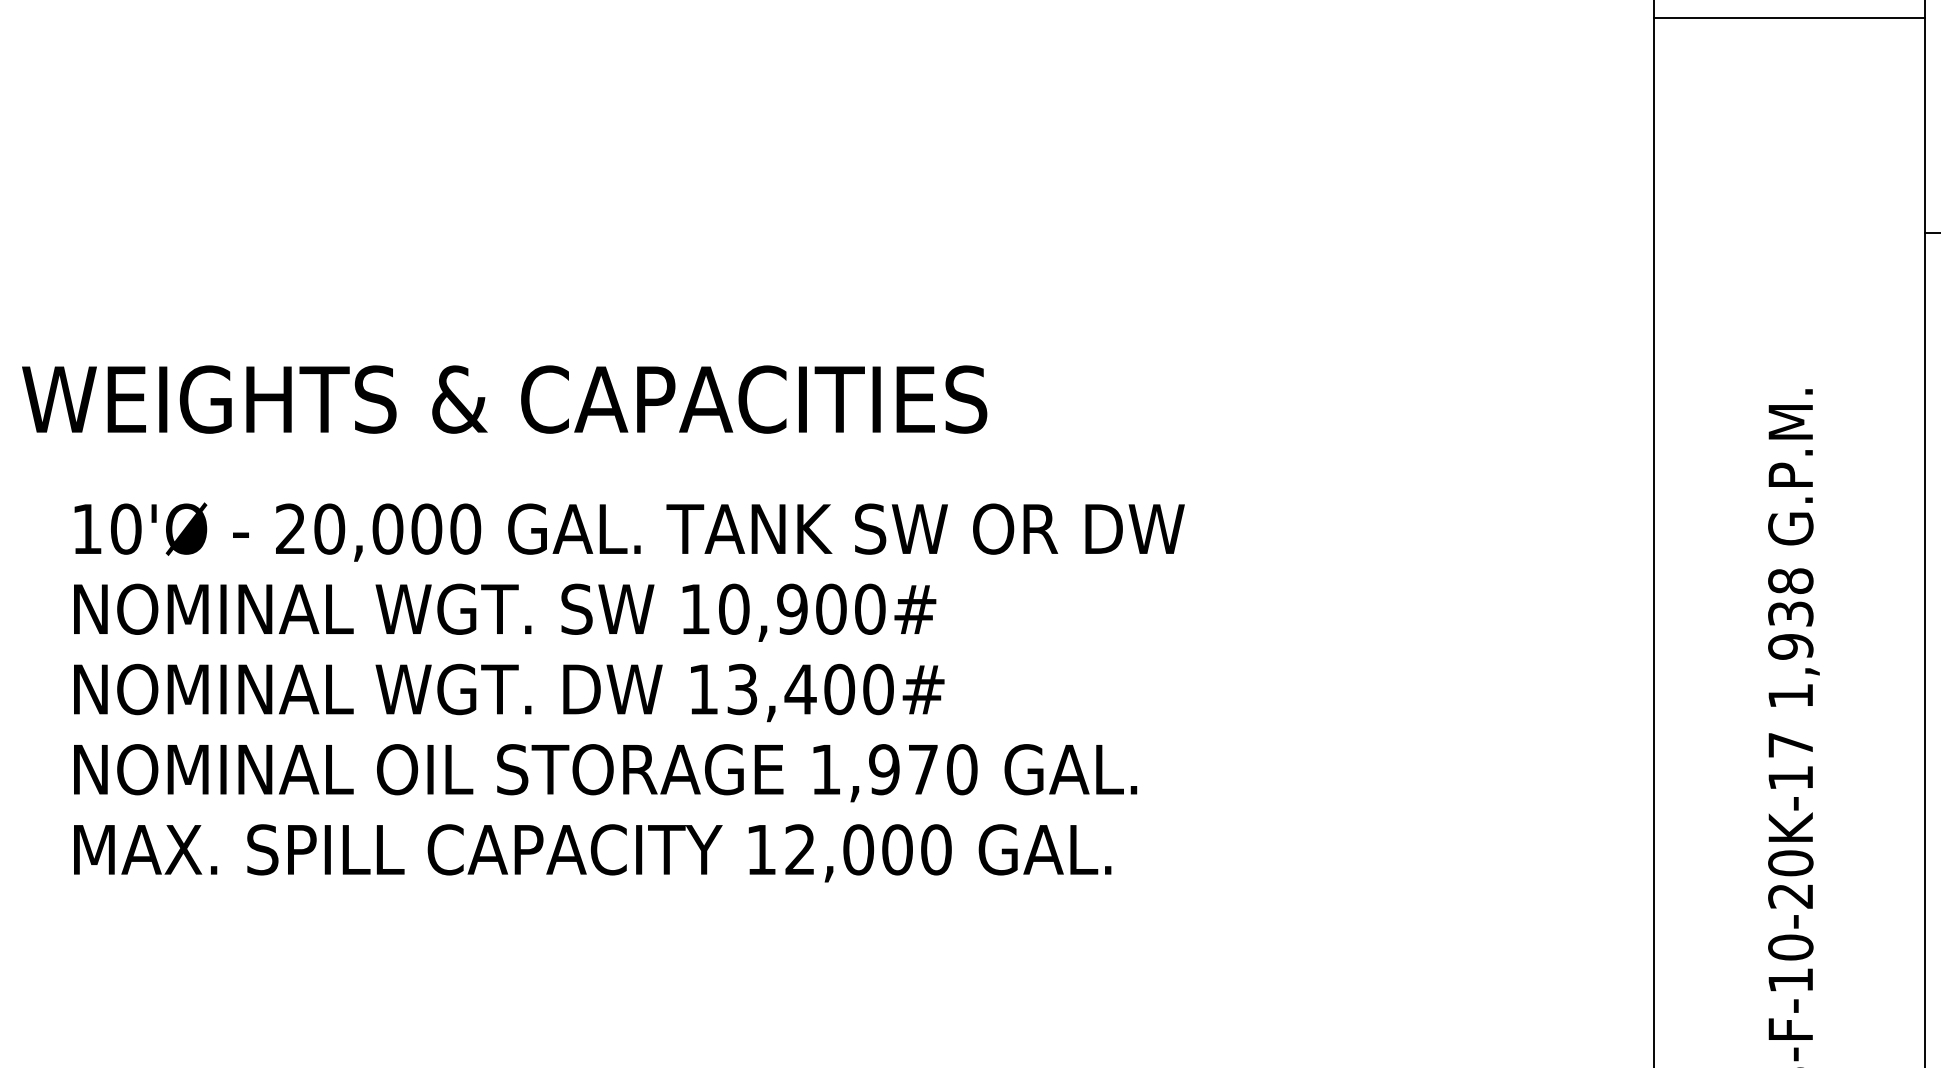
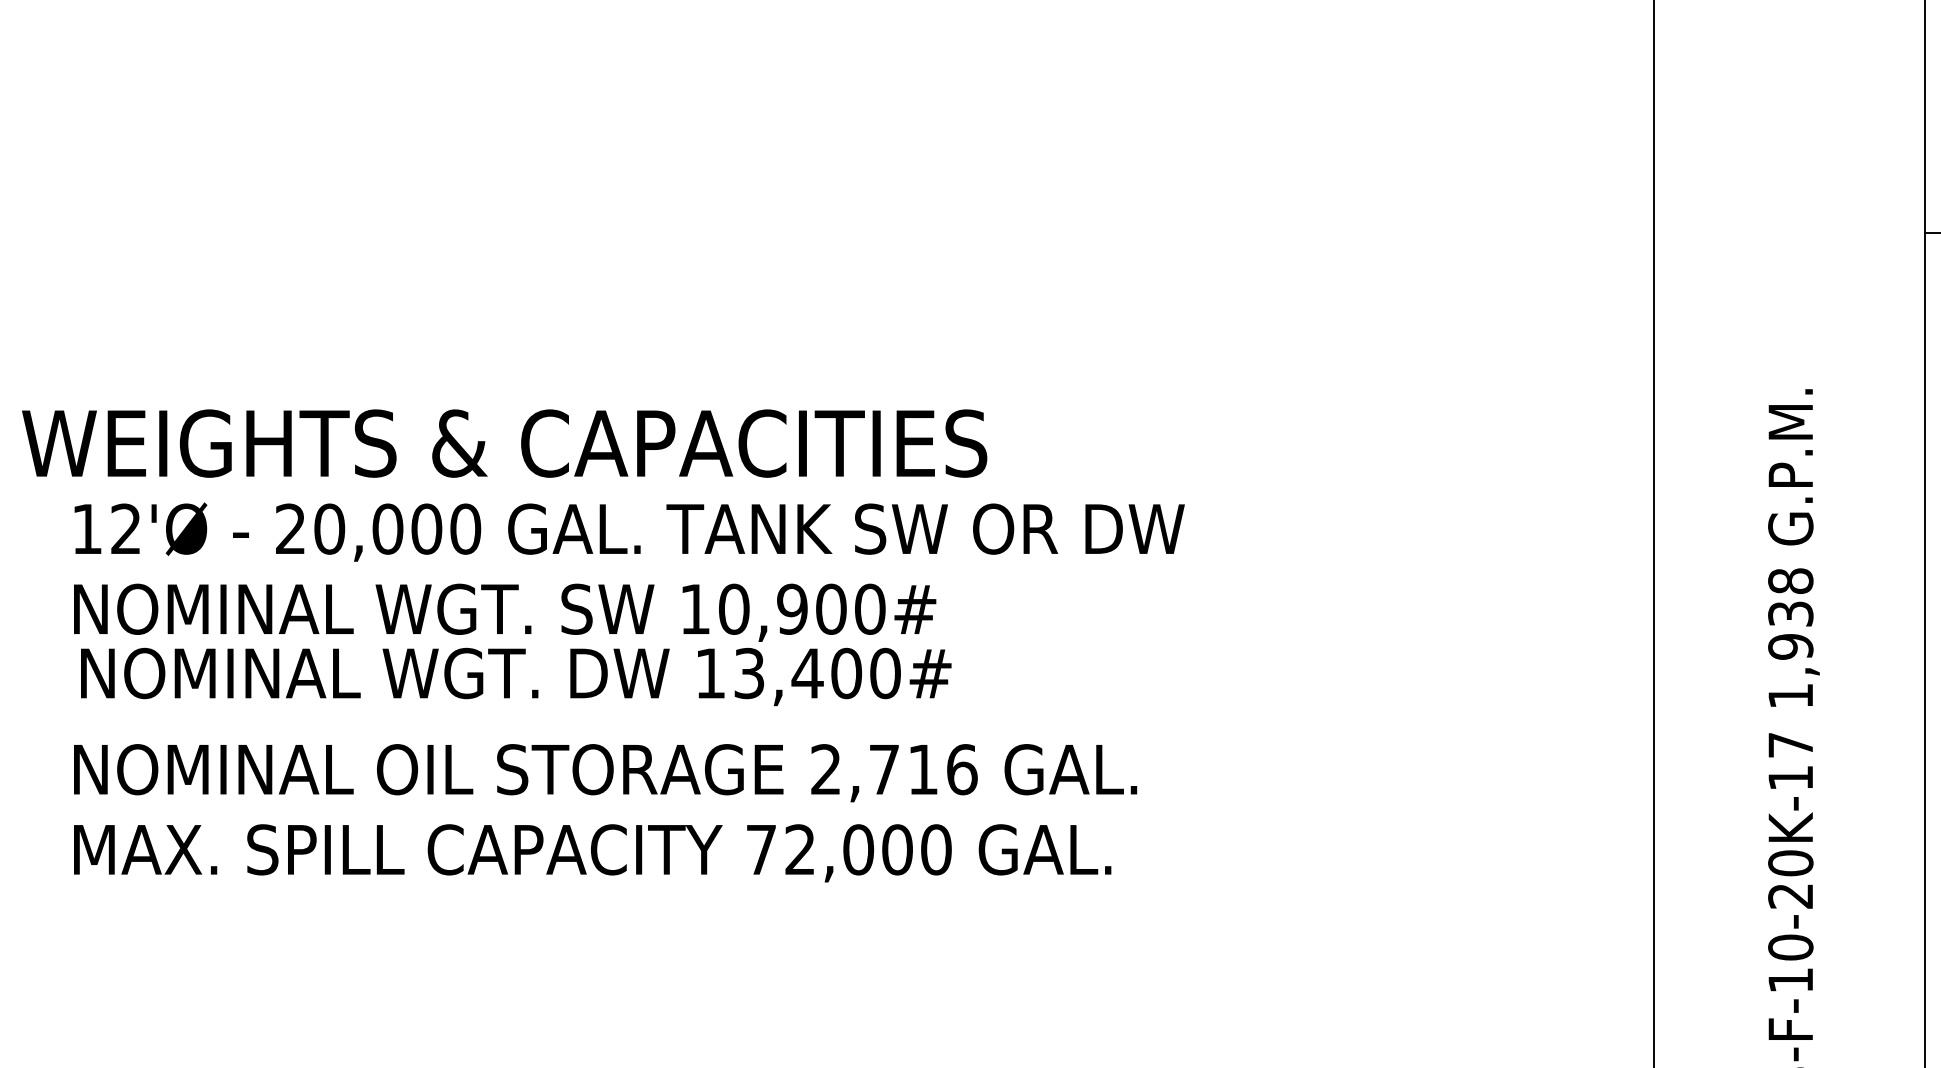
line: present -> none (1789, 17)
text position: (504, 399) -> (504, 443) (504, 443)
text: 10'Ø -> 12'Ø (126, 528)
text position: (509, 692) -> (516, 676) (516, 676)
text: 1,970 -> 2,716 (894, 769)
text: 12,000 -> 72,000 (761, 849)
